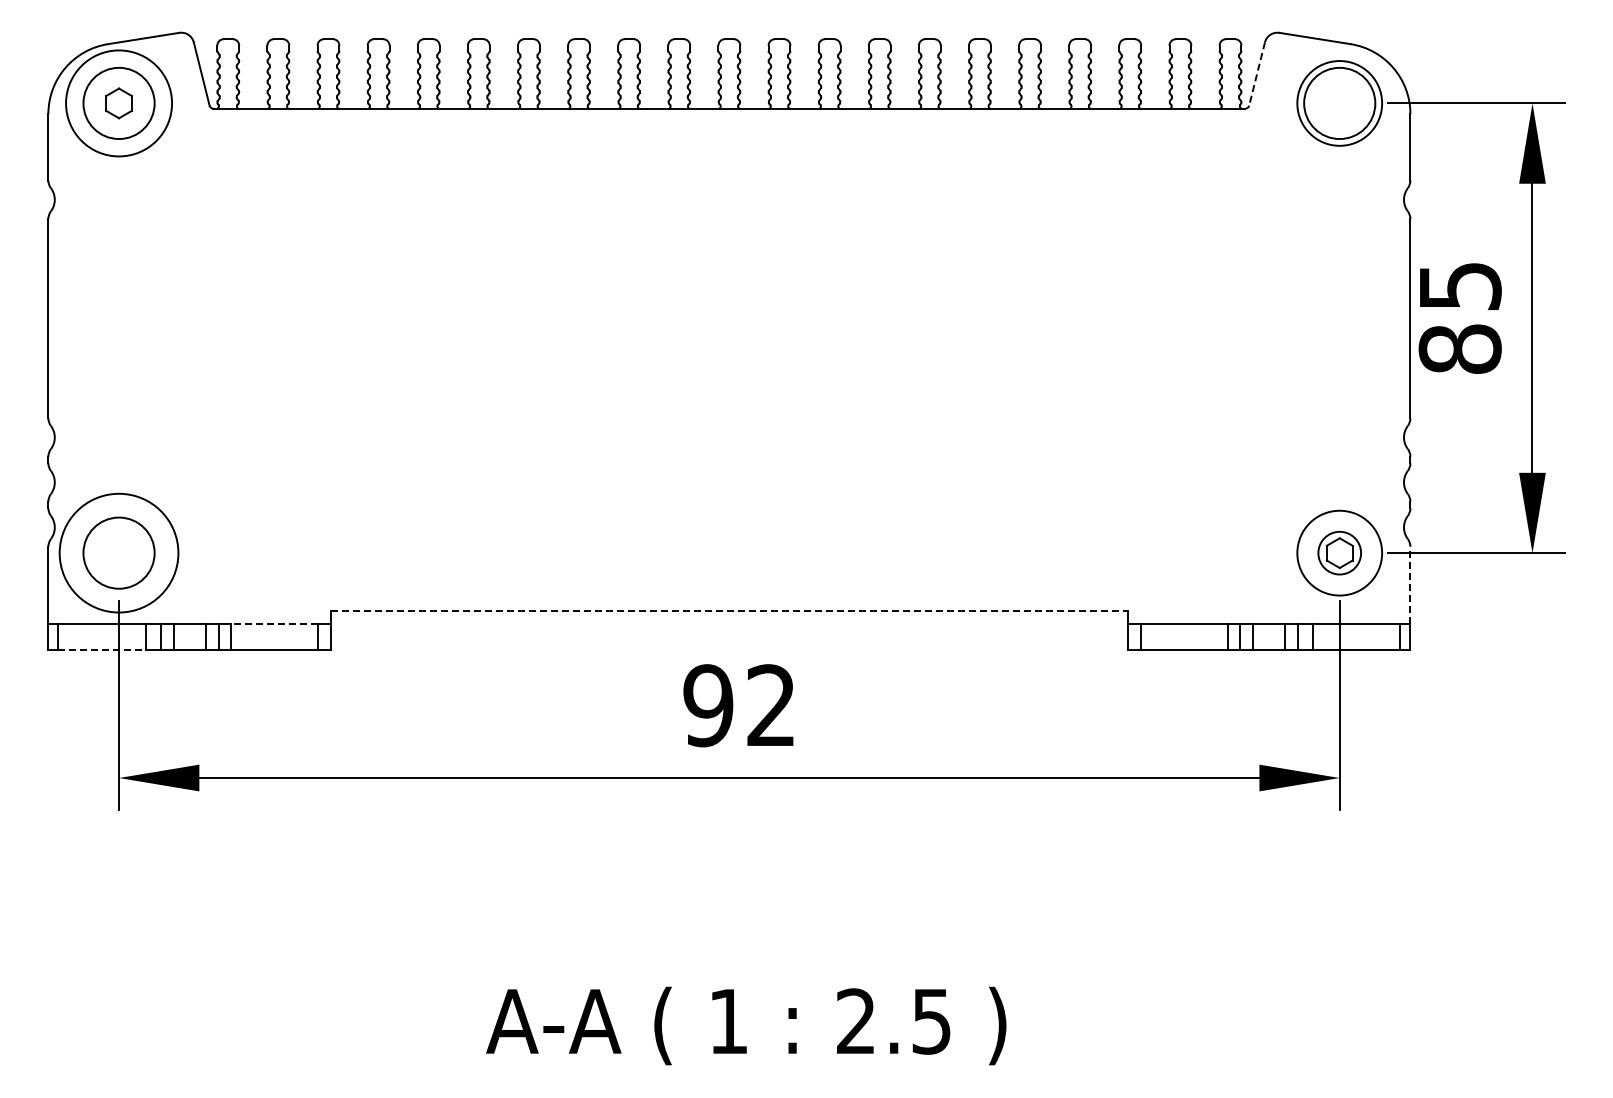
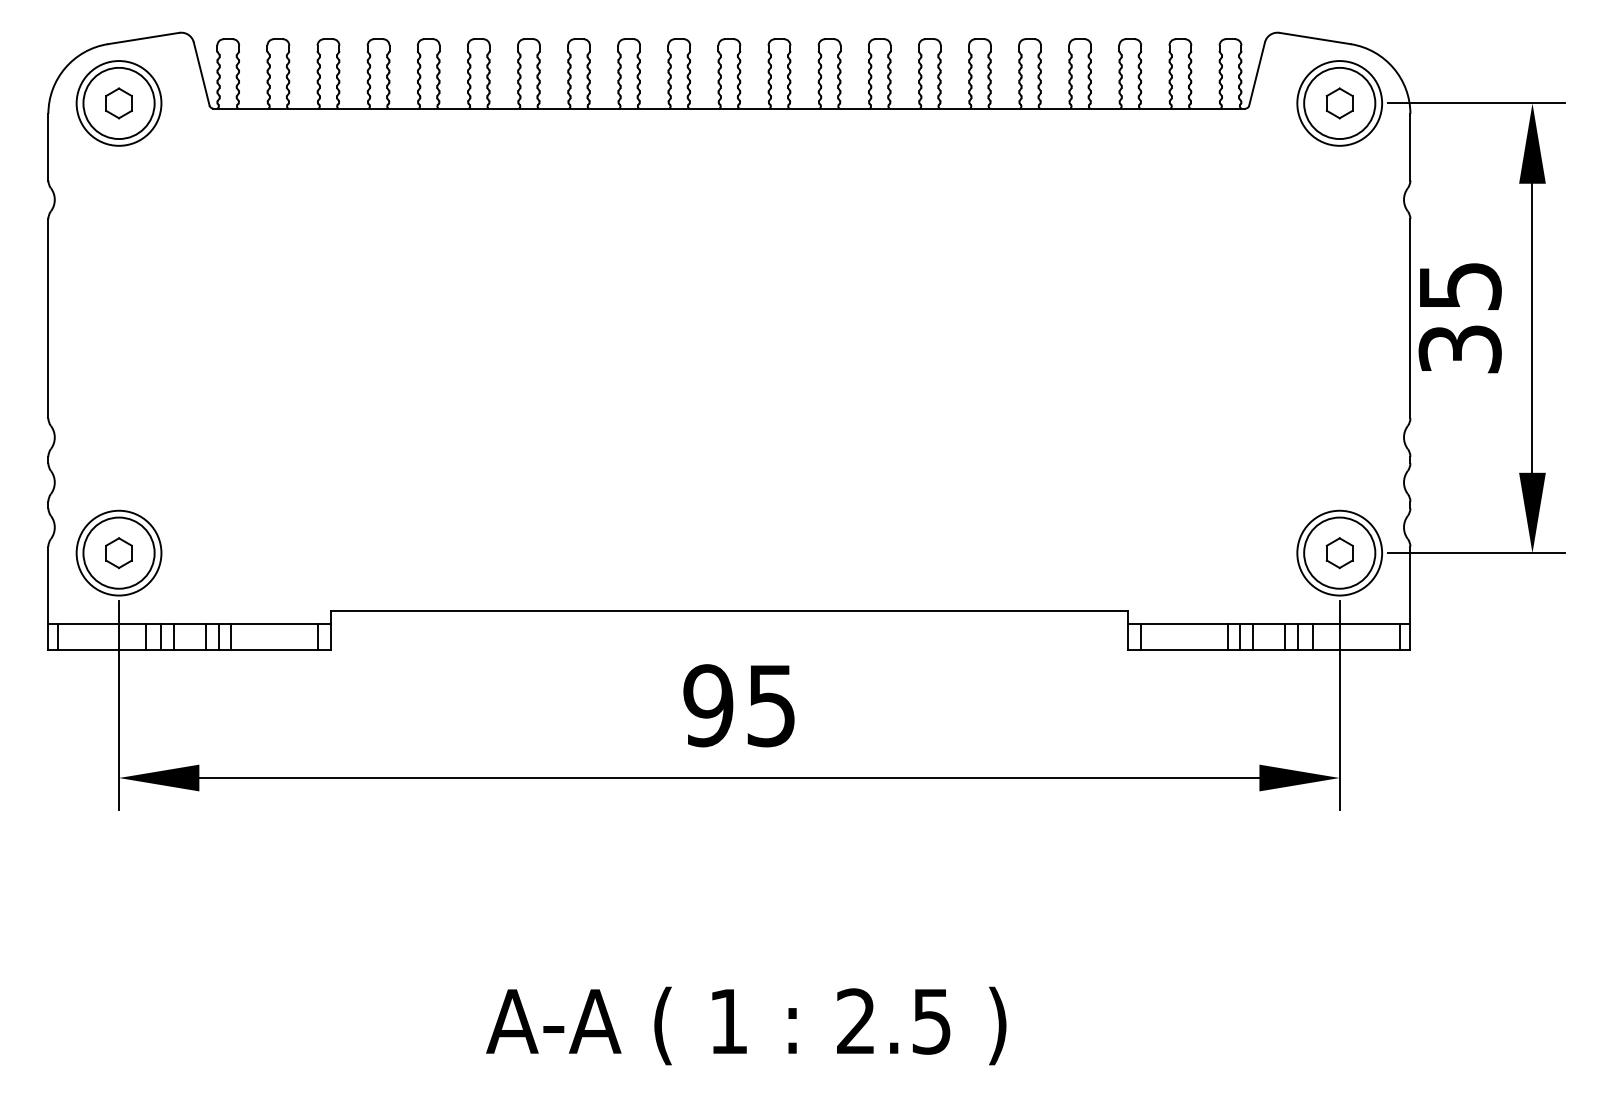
line: dashed -> solid (1257, 74)
circle diameter: 106 px -> 85 px (118, 103)
part: none -> present (1339, 103)
text: 85 -> 35 (1459, 348)
circle diameter: 119 px -> 85 px (118, 552)
circle diameter: 43 px -> 71 px (1339, 552)
part: none -> present (118, 553)
line: dashed -> solid (1410, 585)
line: dashed -> solid (729, 610)
line: dashed -> solid (274, 623)
line: dashed -> solid (102, 649)
text: 92 -> 95 (770, 705)
